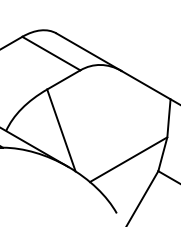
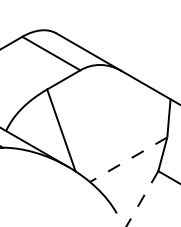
line: solid -> dashed (128, 159)
line: solid -> dashed (142, 199)
